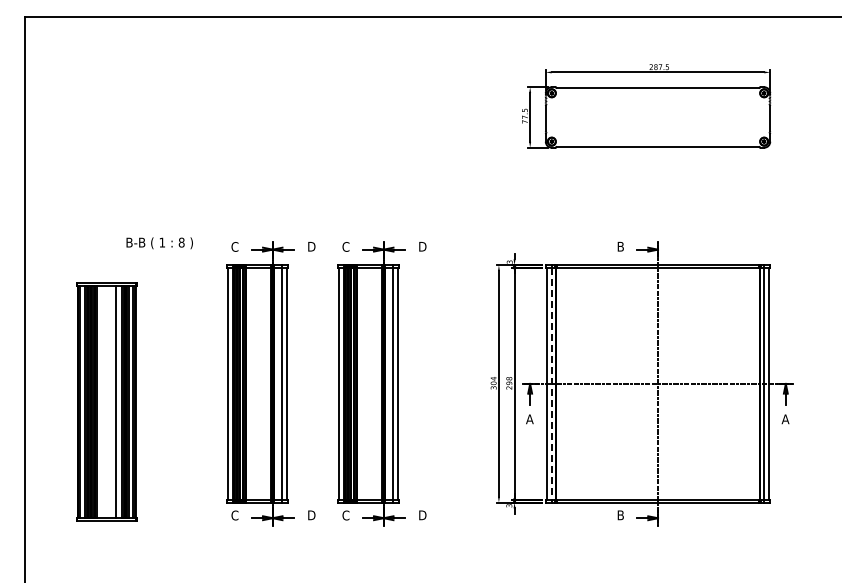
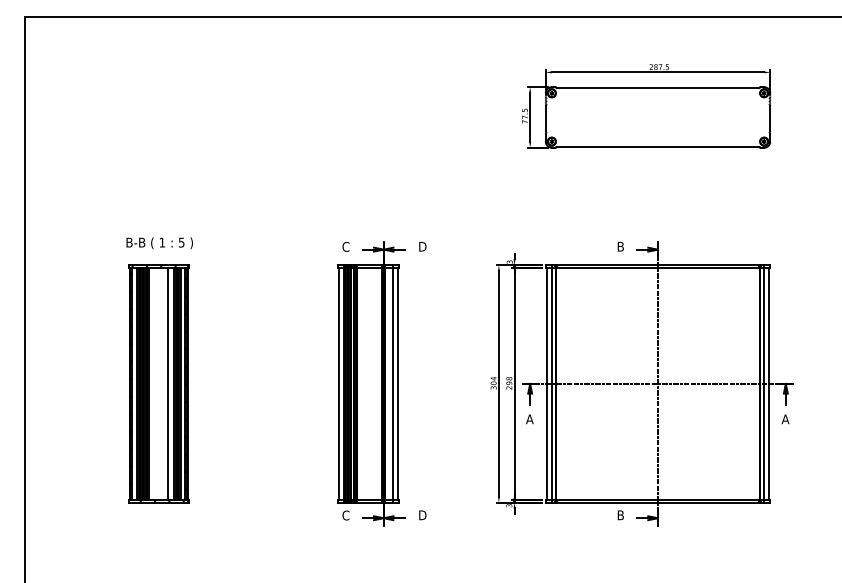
text: 8 -> 5 (181, 242)
part: present -> none (270, 383)
line: dashed -> solid (551, 384)
part position: (106, 401) -> (158, 383) (158, 383)
